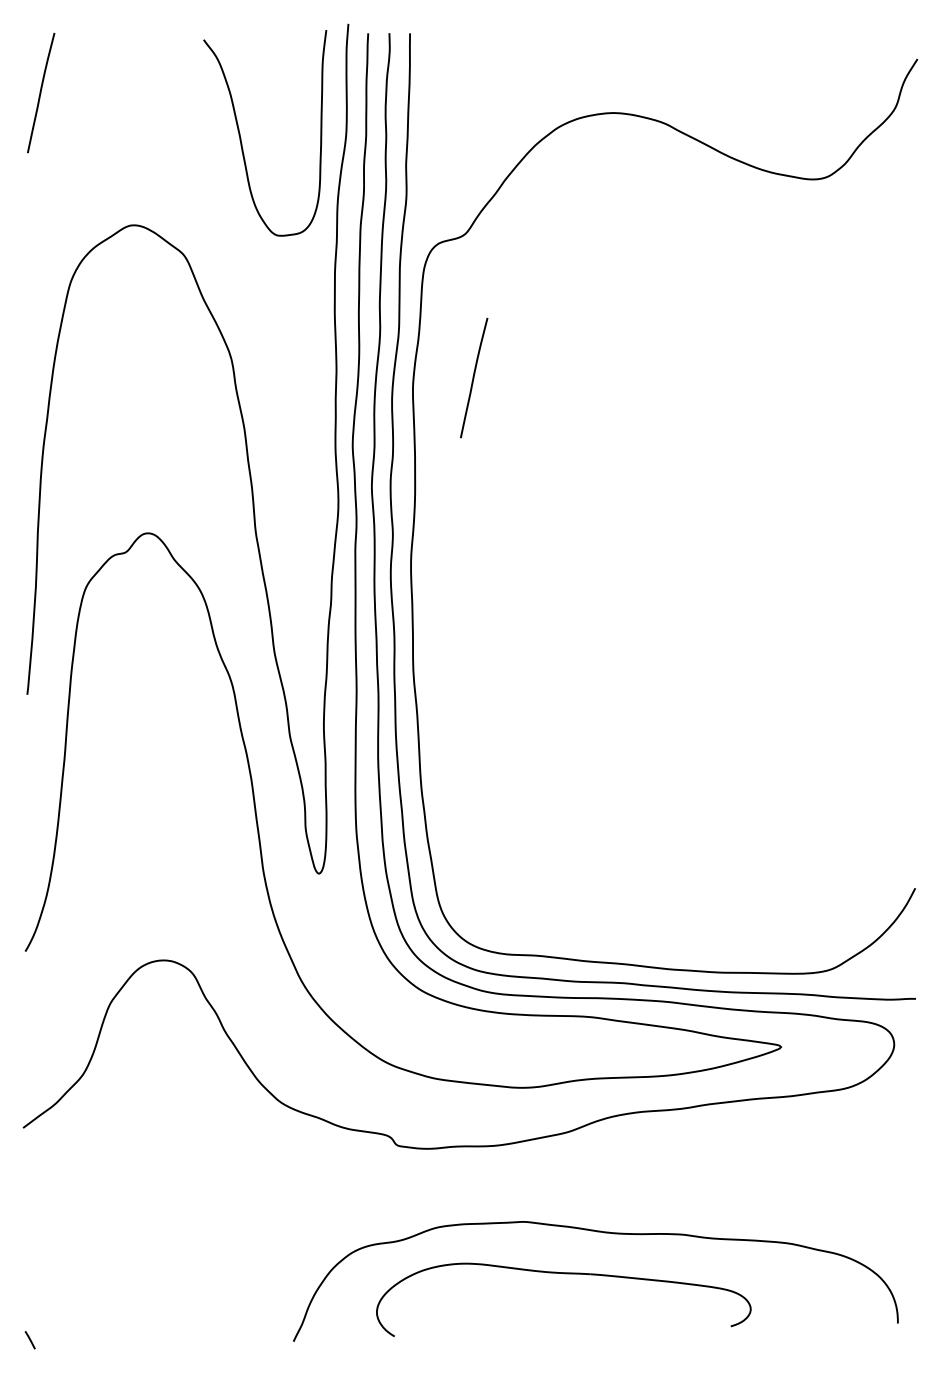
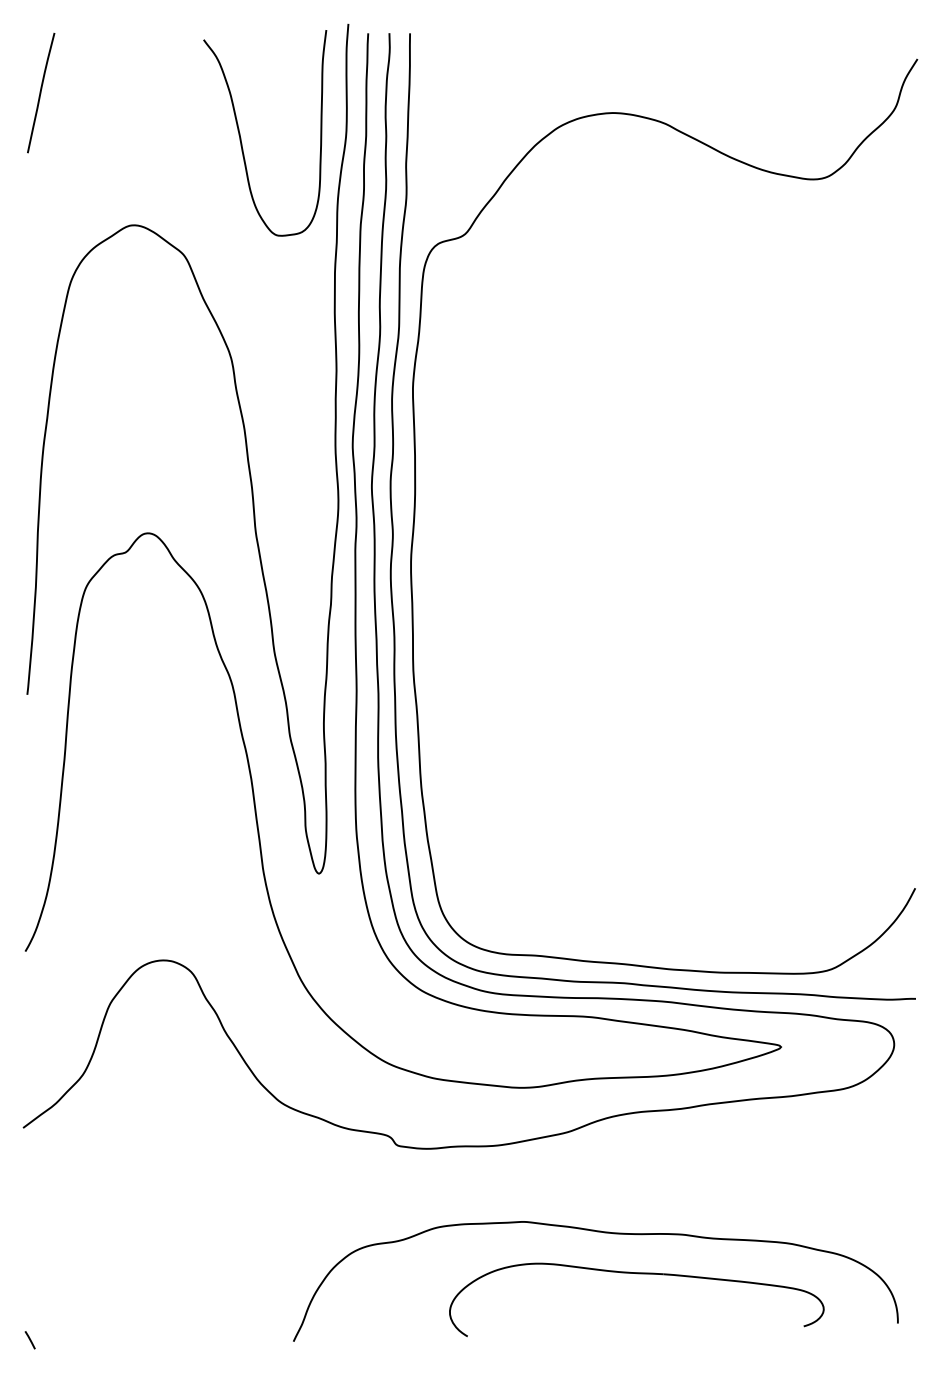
curve: present -> none (474, 378)
part position: (564, 1274) -> (637, 1274) (637, 1274)
